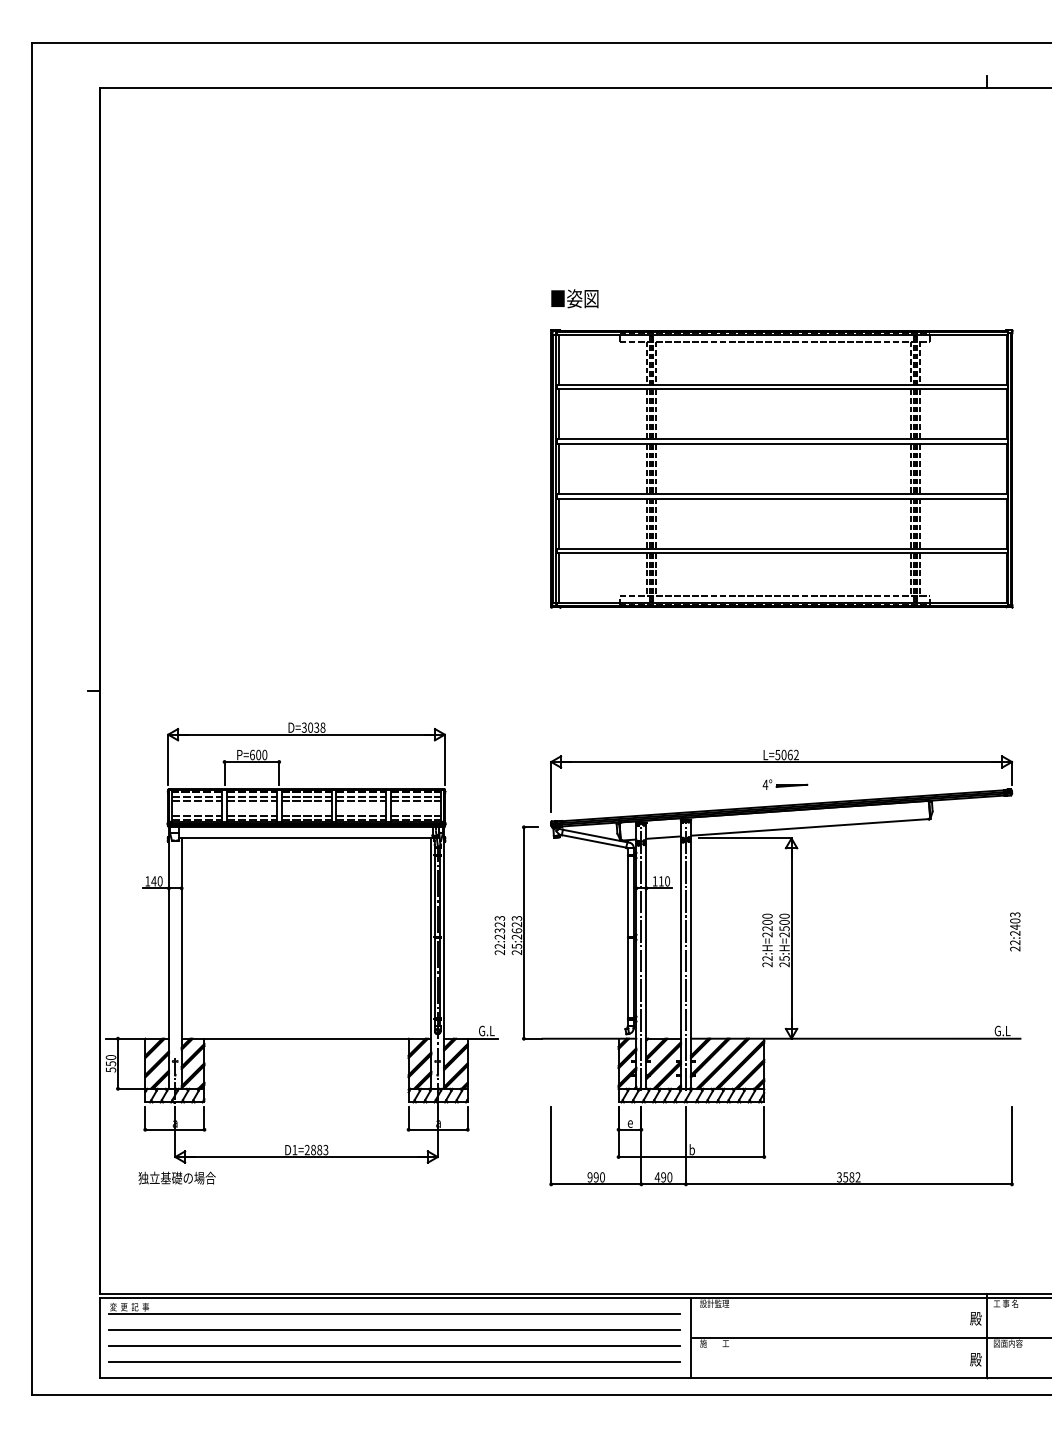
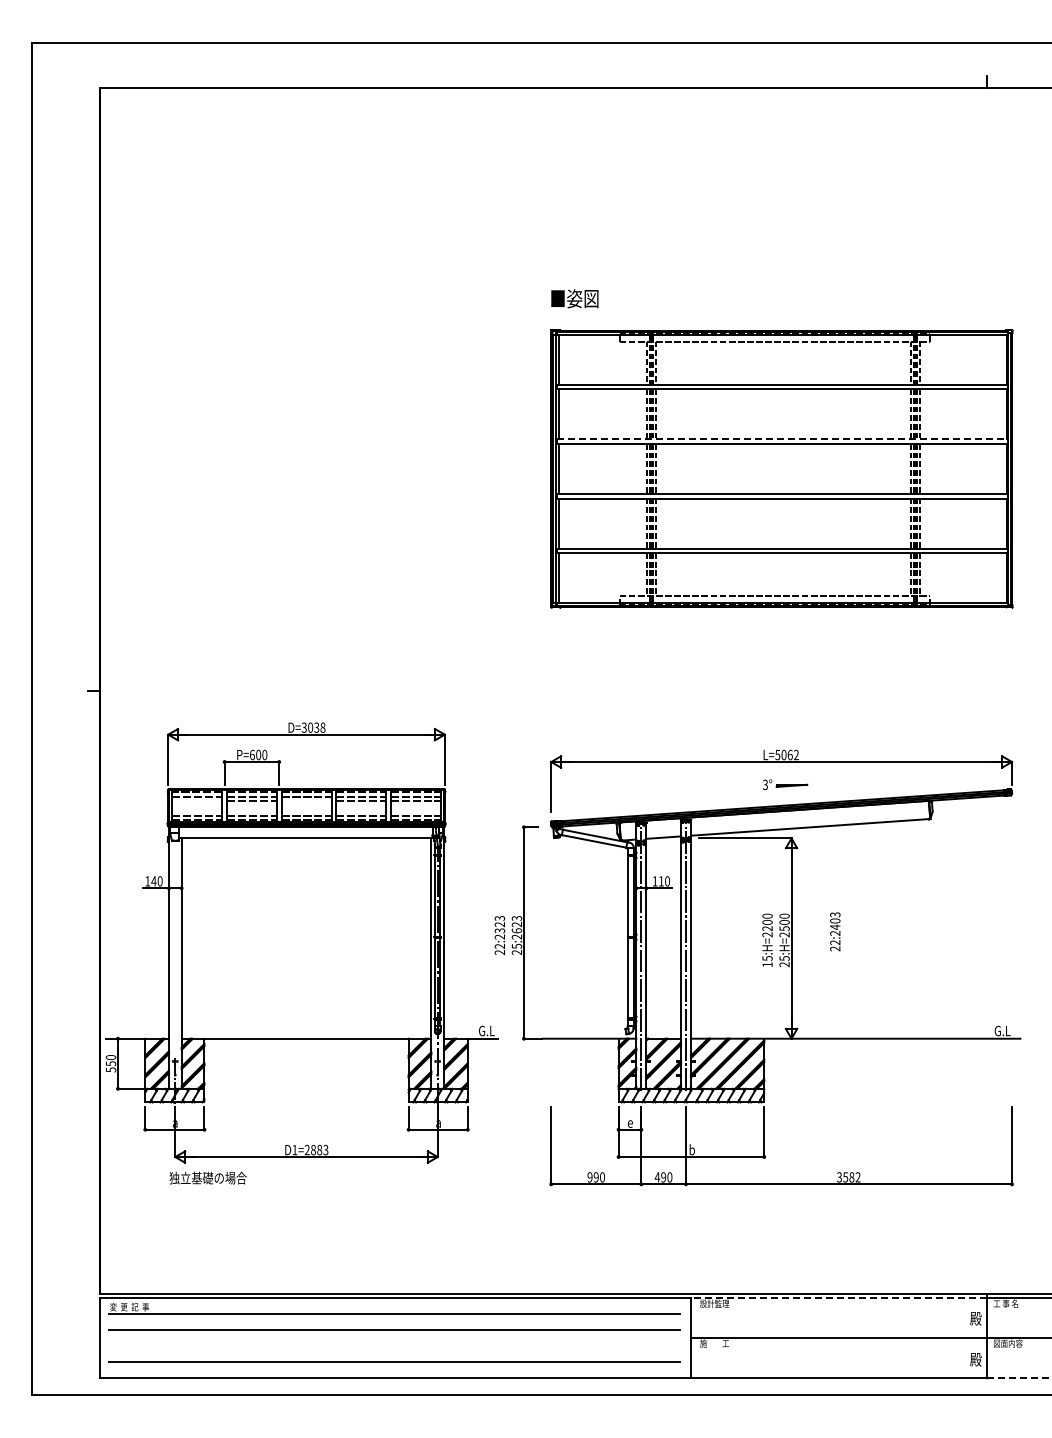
line: solid -> dashed (782, 439)
text: 4° -> 3° (765, 784)
line: present -> none (197, 801)
line: present -> none (306, 801)
text position: (1015, 931) -> (835, 931) (835, 931)
text: 22:H=2200 -> 15:H=2200 (767, 961)
text position: (176, 1177) -> (207, 1177) (207, 1177)
line: solid -> dashed (839, 1298)
line: present -> none (394, 1345)
line: solid -> dashed (1019, 1377)
